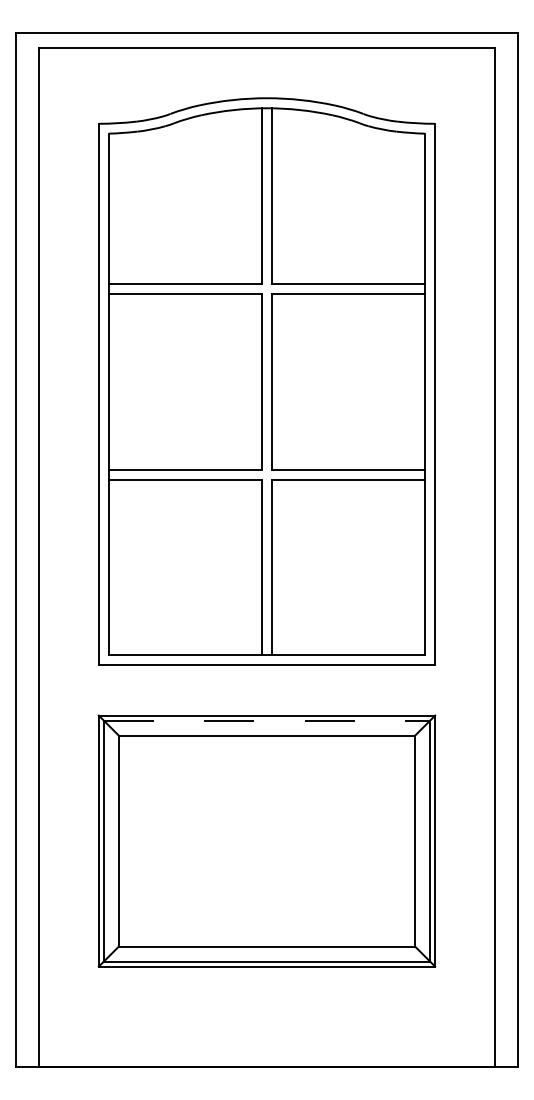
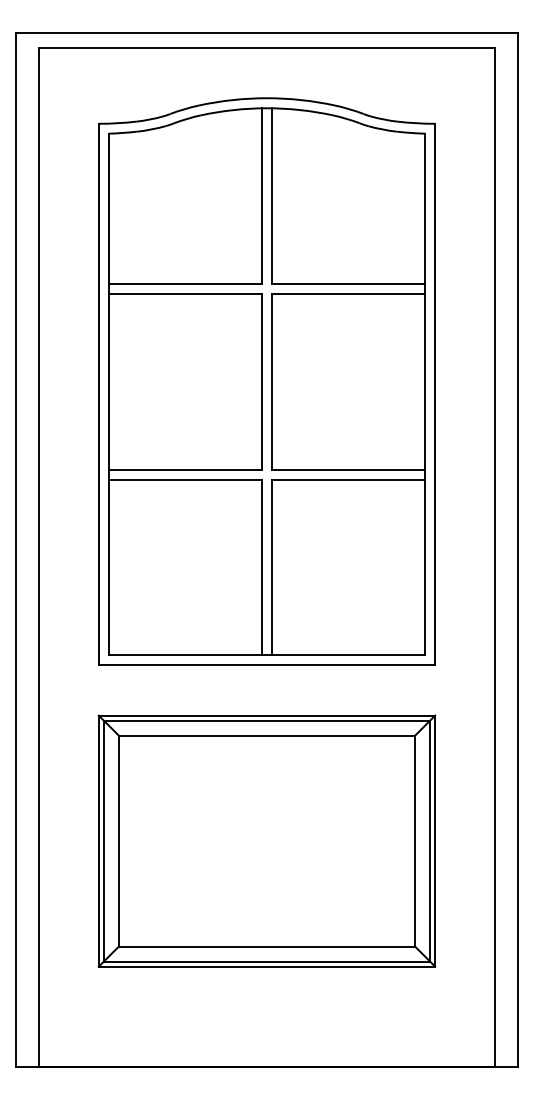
line: dashed -> solid (267, 720)
